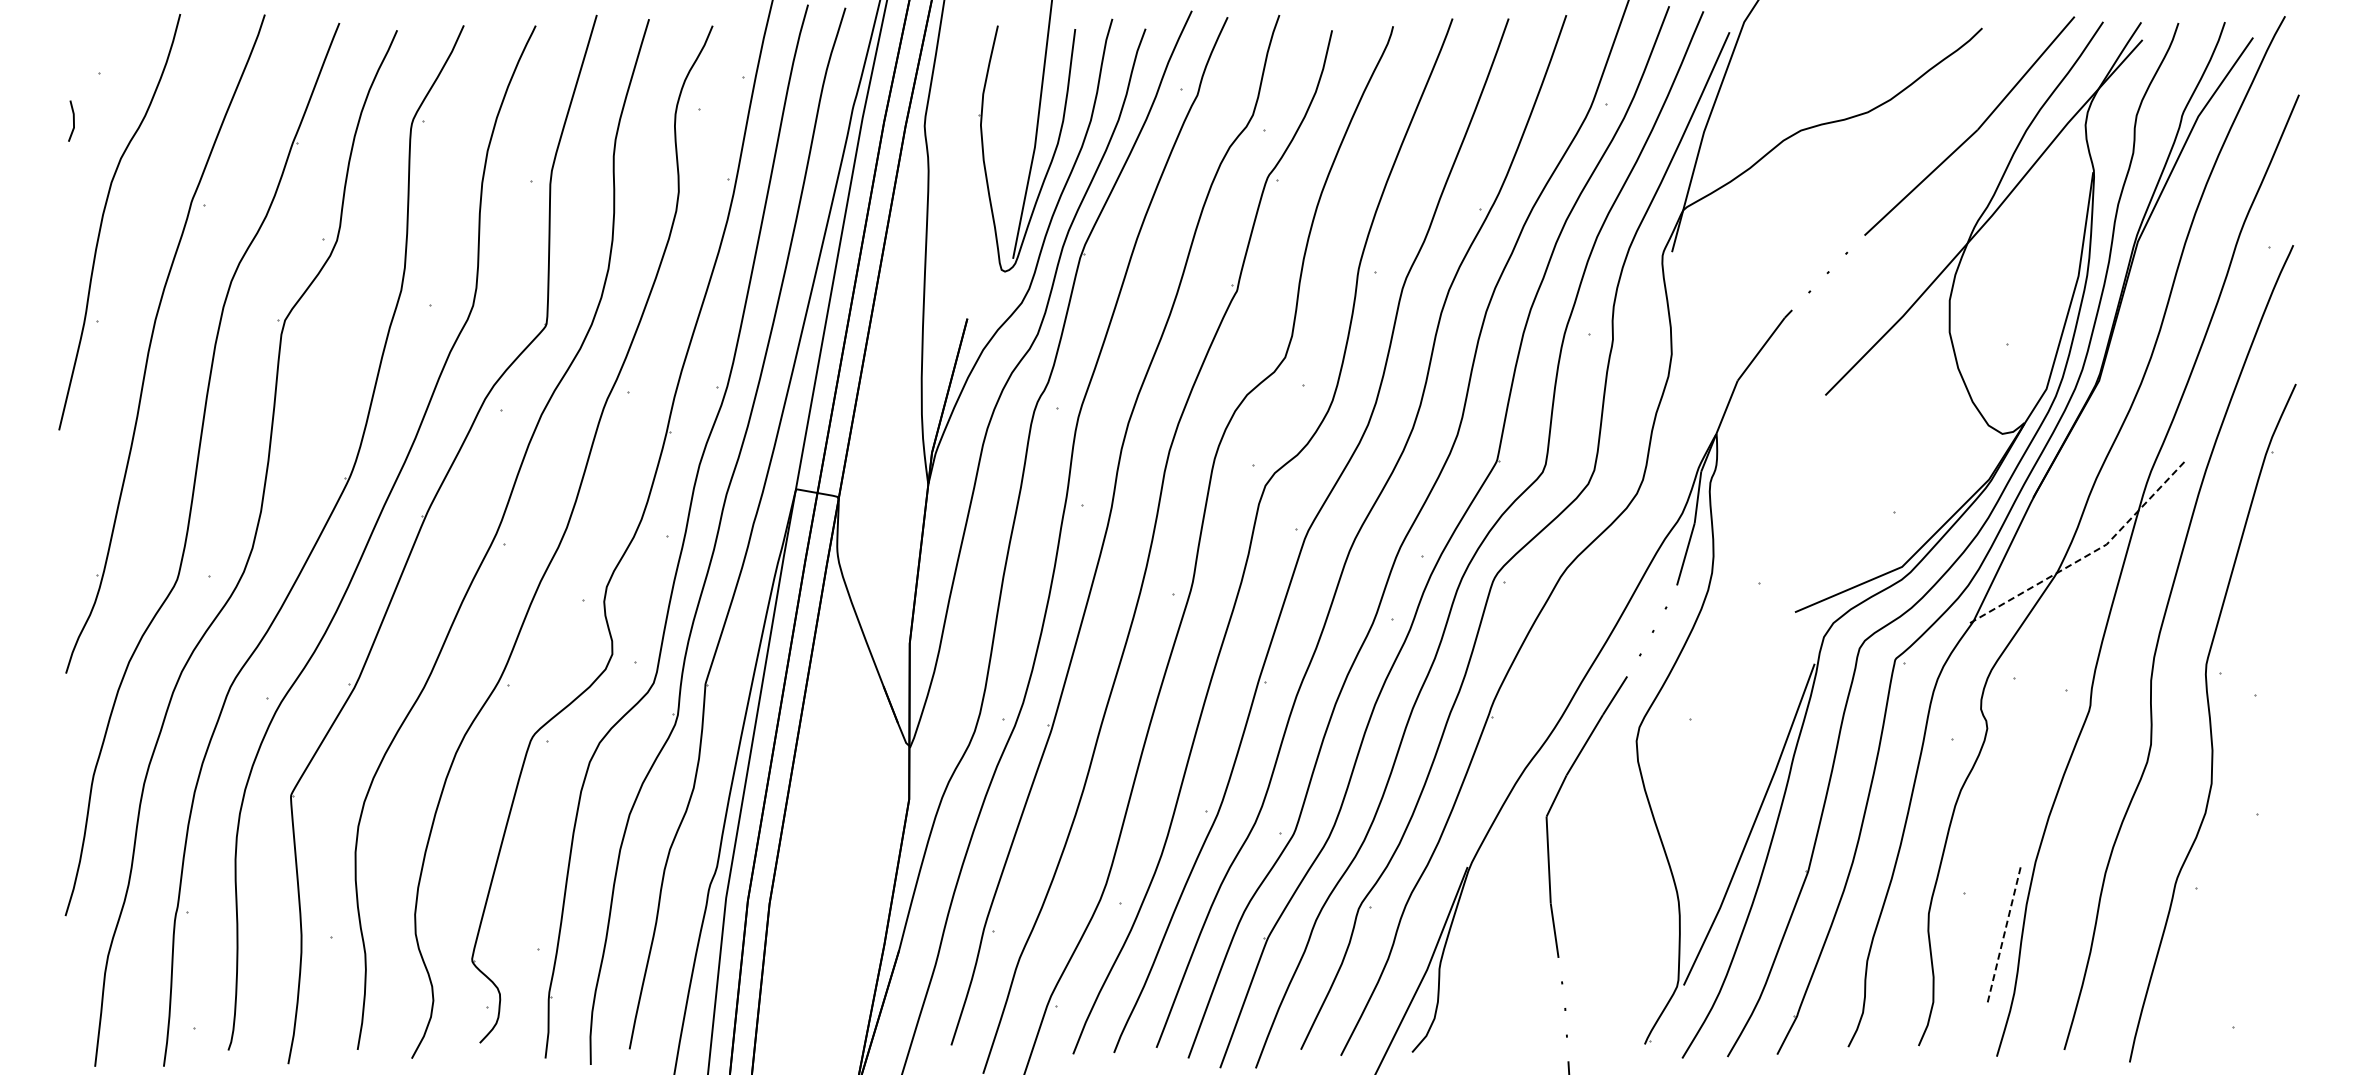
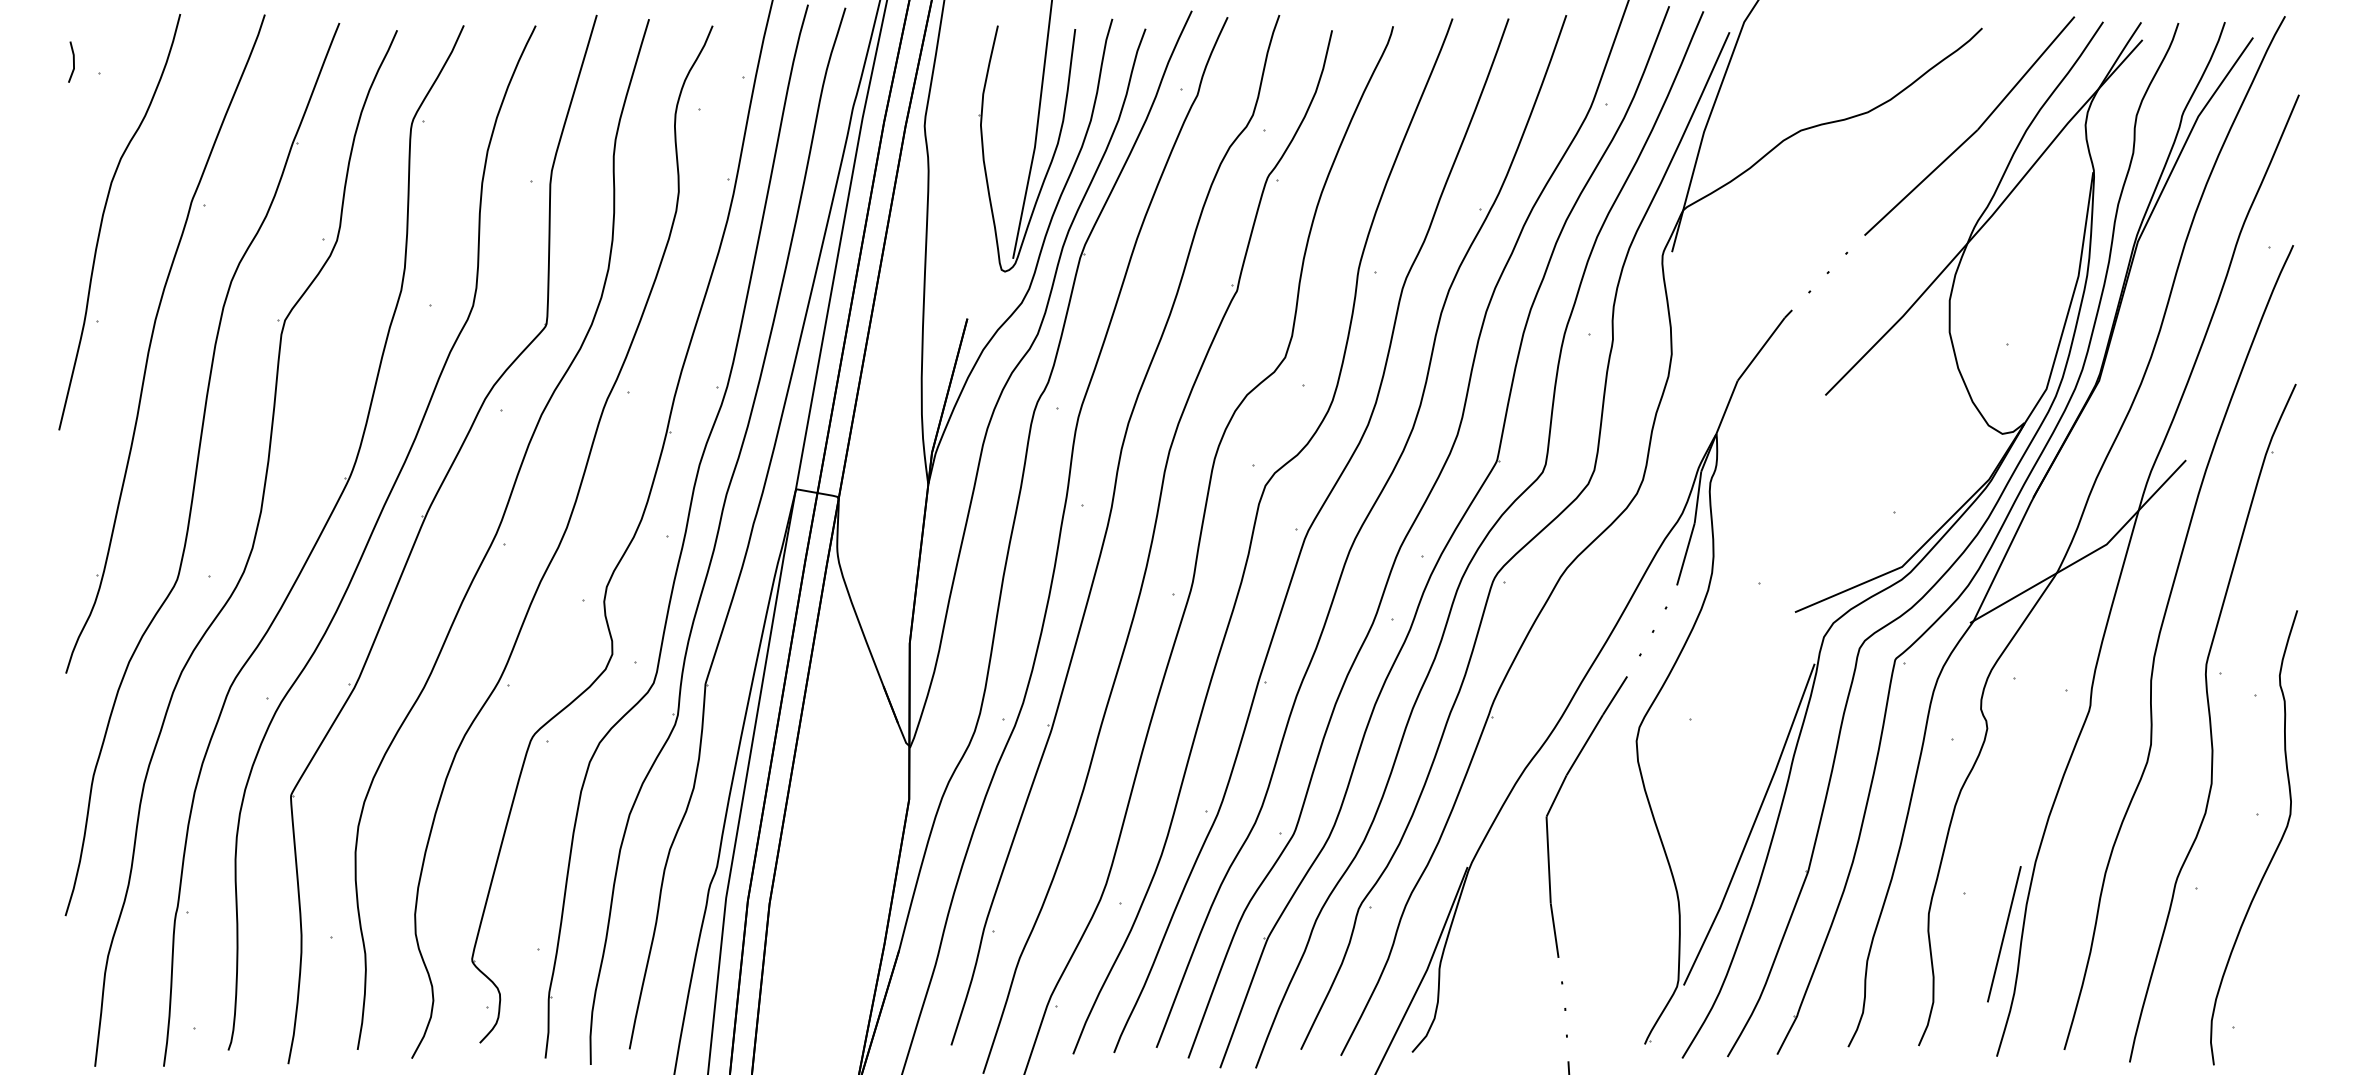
line position: (73, 120) -> (73, 61) (73, 61)
line: dashed -> solid (2089, 554)
curve: none -> present (2275, 849)
line: dashed -> solid (2004, 933)
